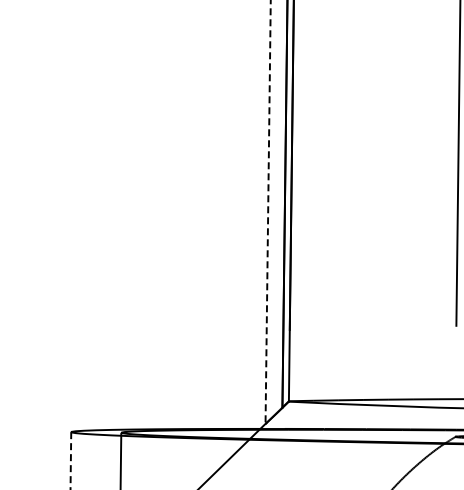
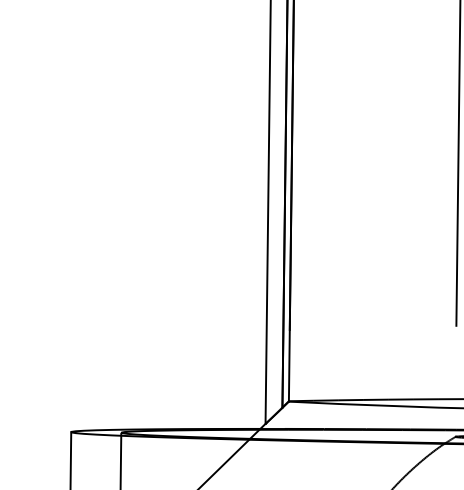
line: dashed -> solid (268, 212)
line: dashed -> solid (70, 461)
